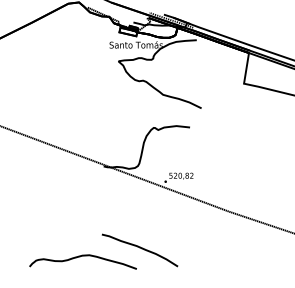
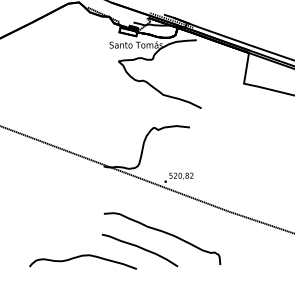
curve: none -> present (164, 233)
